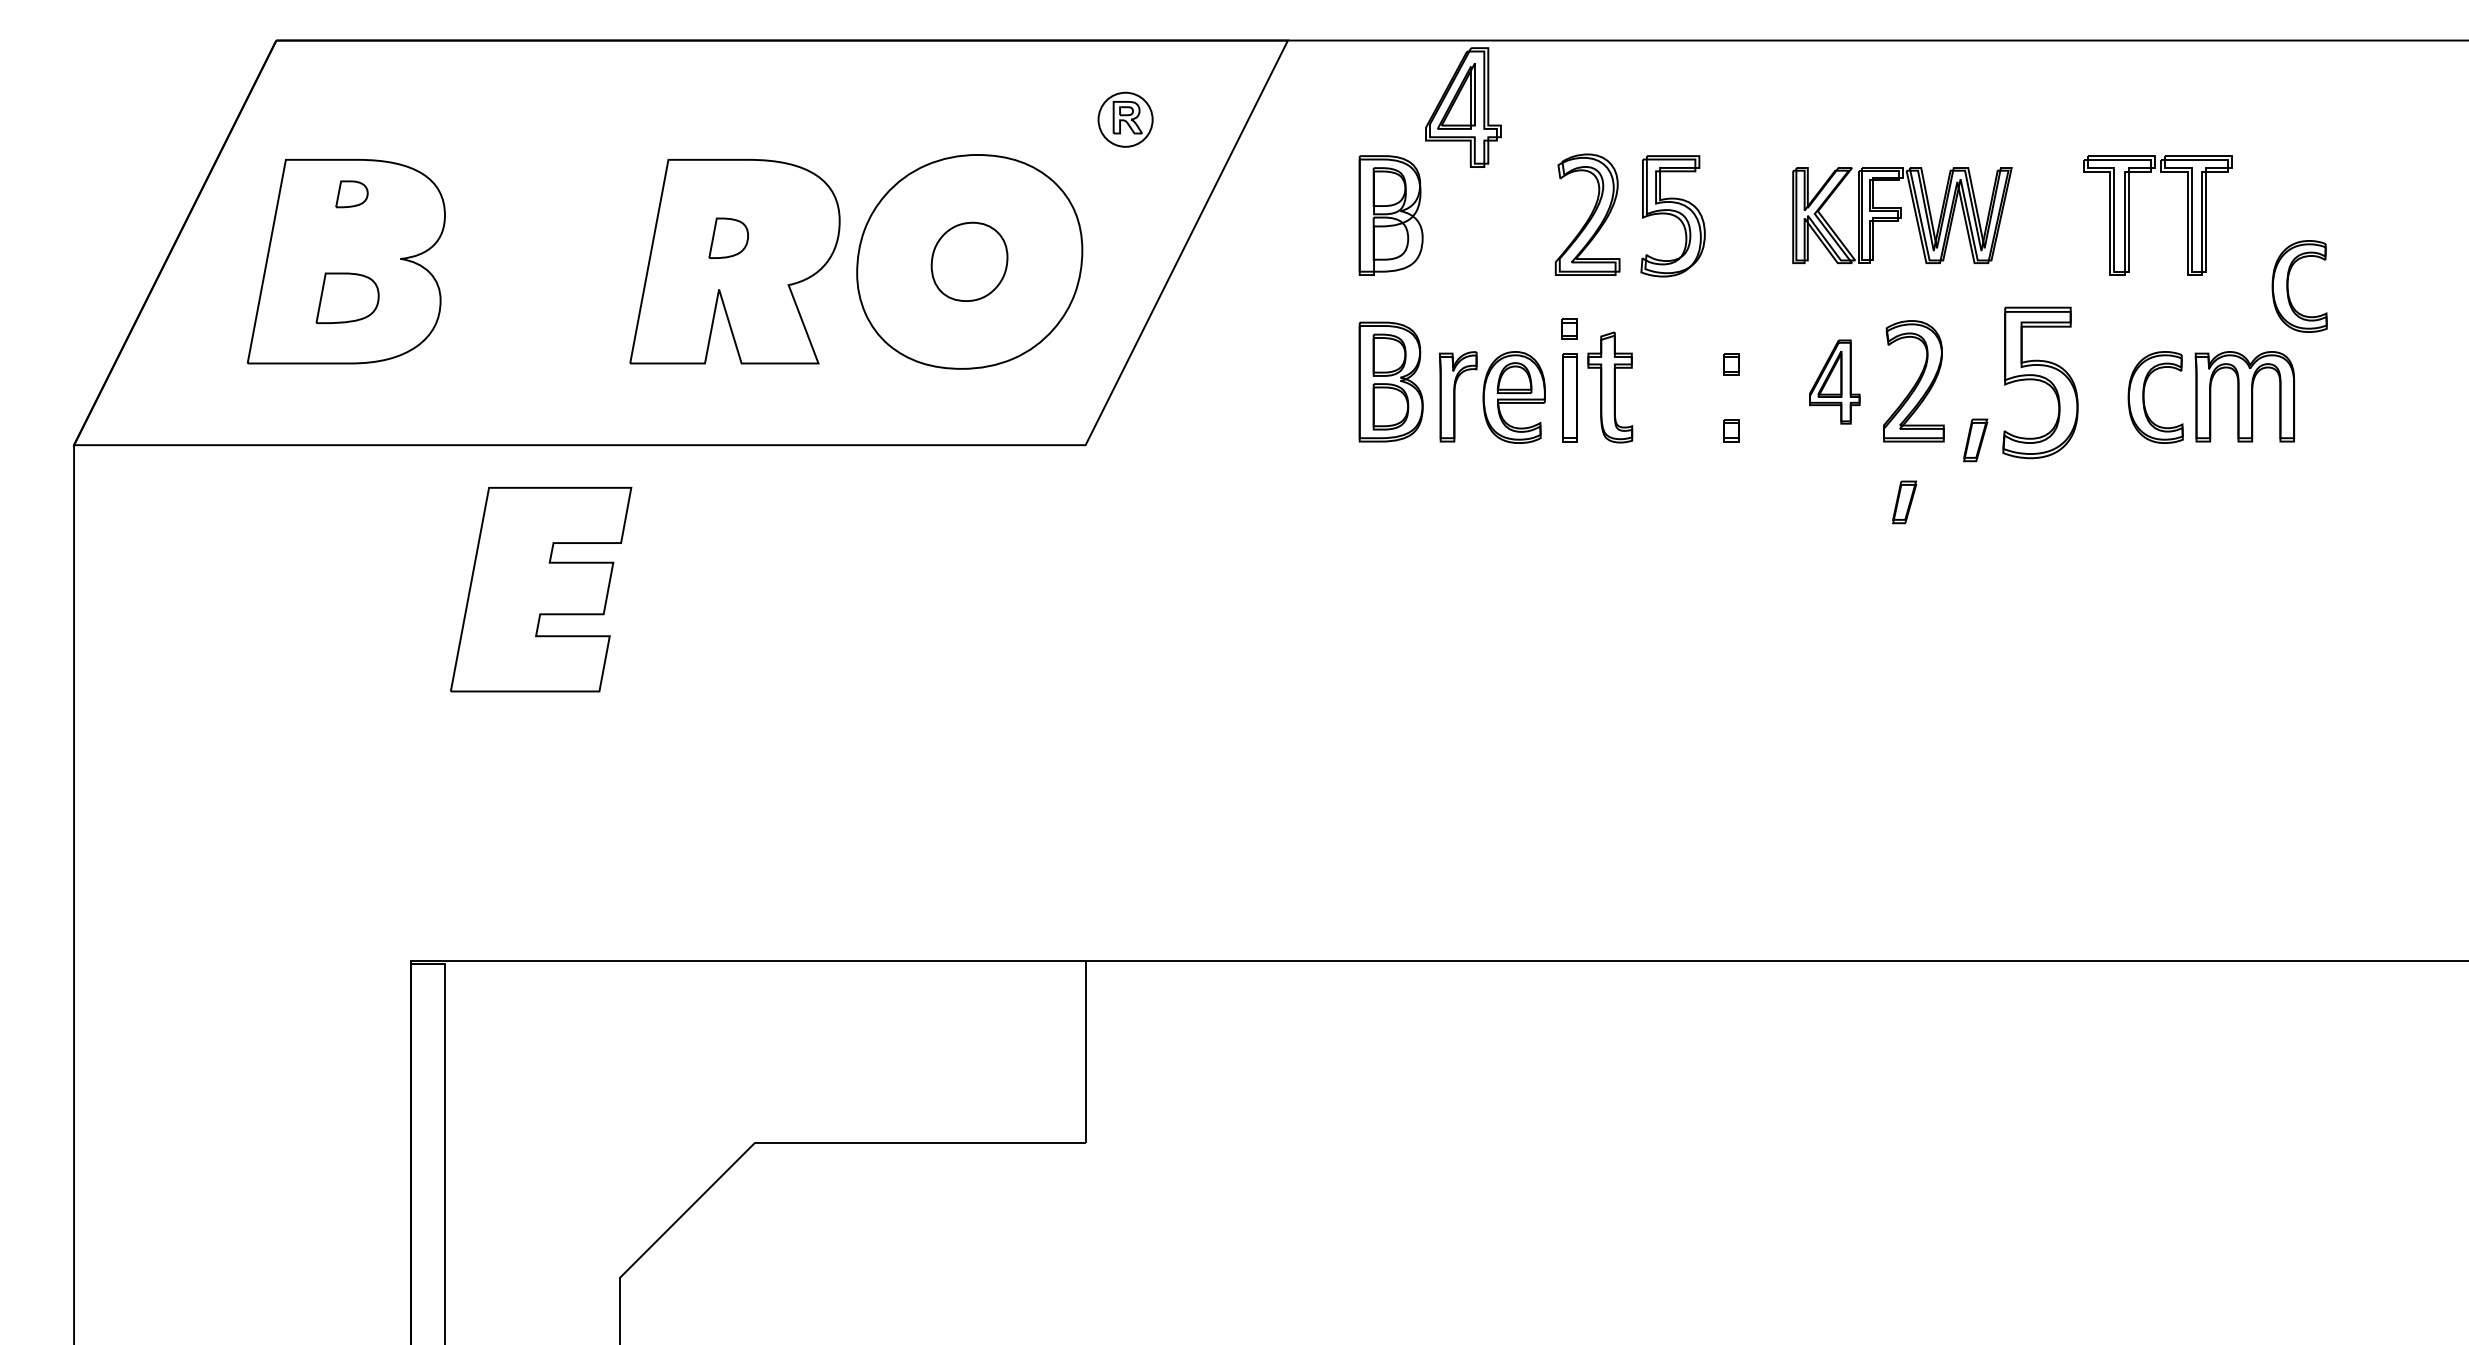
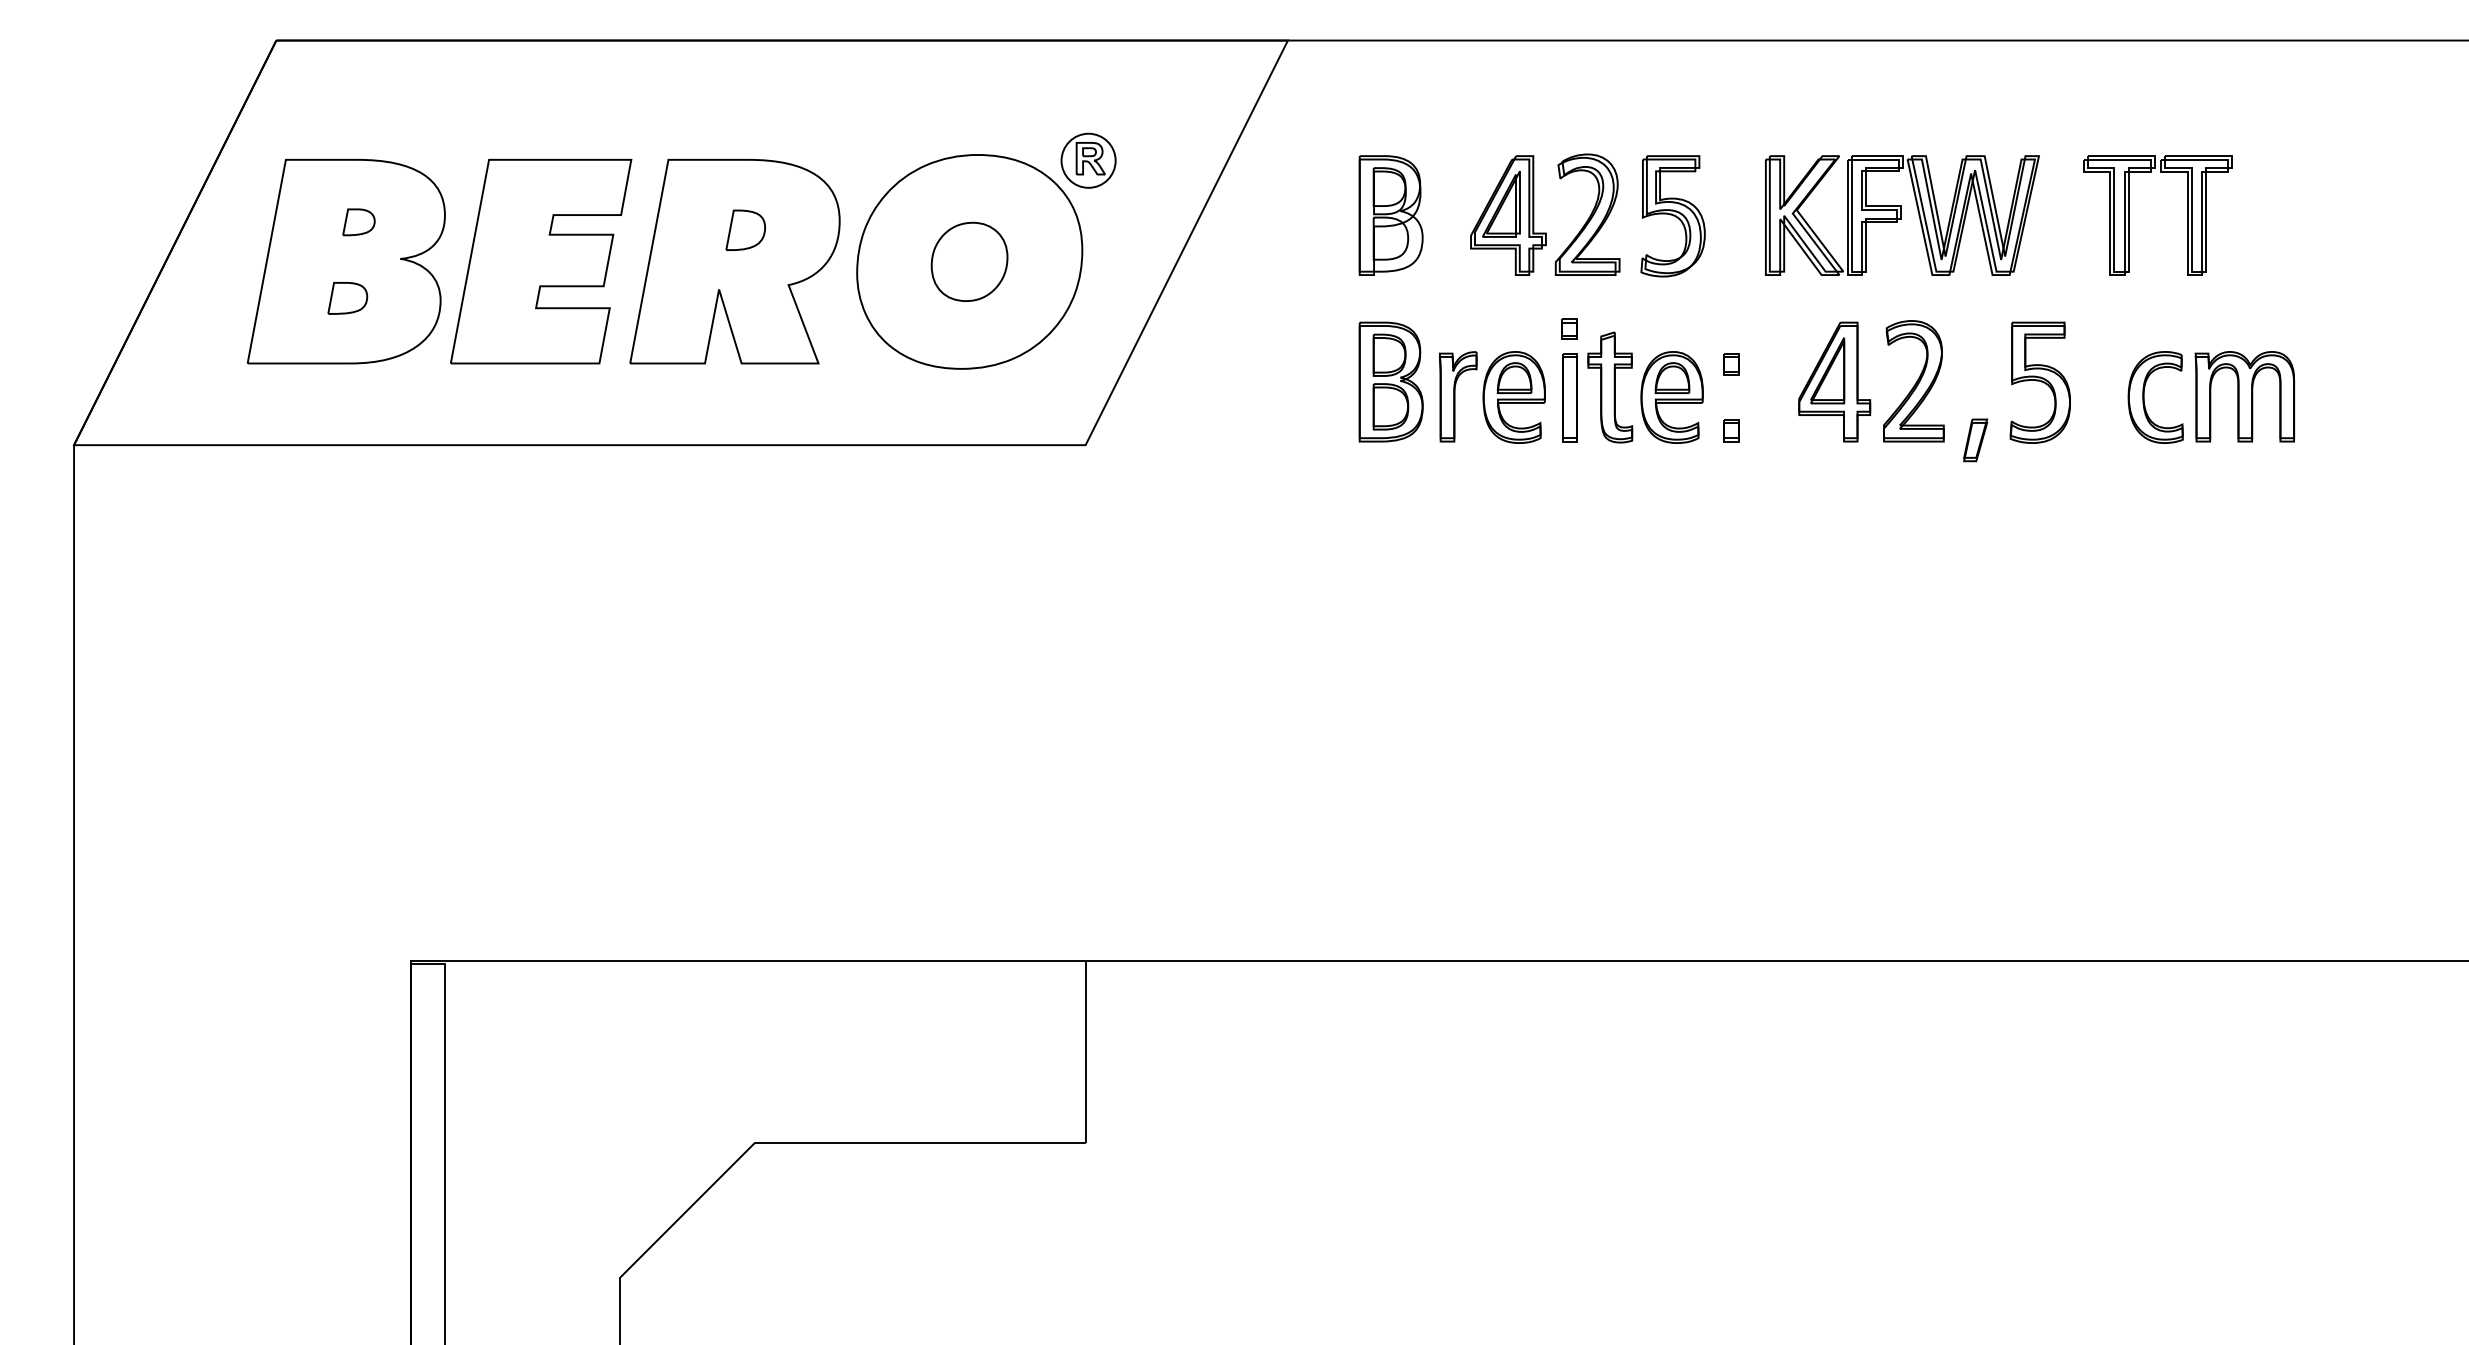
part position: (1463, 107) -> (1508, 215) (1508, 215)
part position: (1125, 119) -> (1088, 160) (1088, 160)
part position: (351, 194) -> (358, 222) (358, 222)
part size: 221x97 px -> 275x121 px (1902, 215)
part position: (728, 237) -> (745, 229) (745, 229)
part: present -> none (2288, 286)
part size: 65x53 px -> 42x33 px (347, 298)
part size: 52x86 px -> 74x122 px (1834, 381)
part size: 77x154 px -> 62x123 px (2039, 382)
part: none -> present (1671, 397)
part: present -> none (1904, 502)
part position: (541, 589) -> (541, 261) (541, 261)
